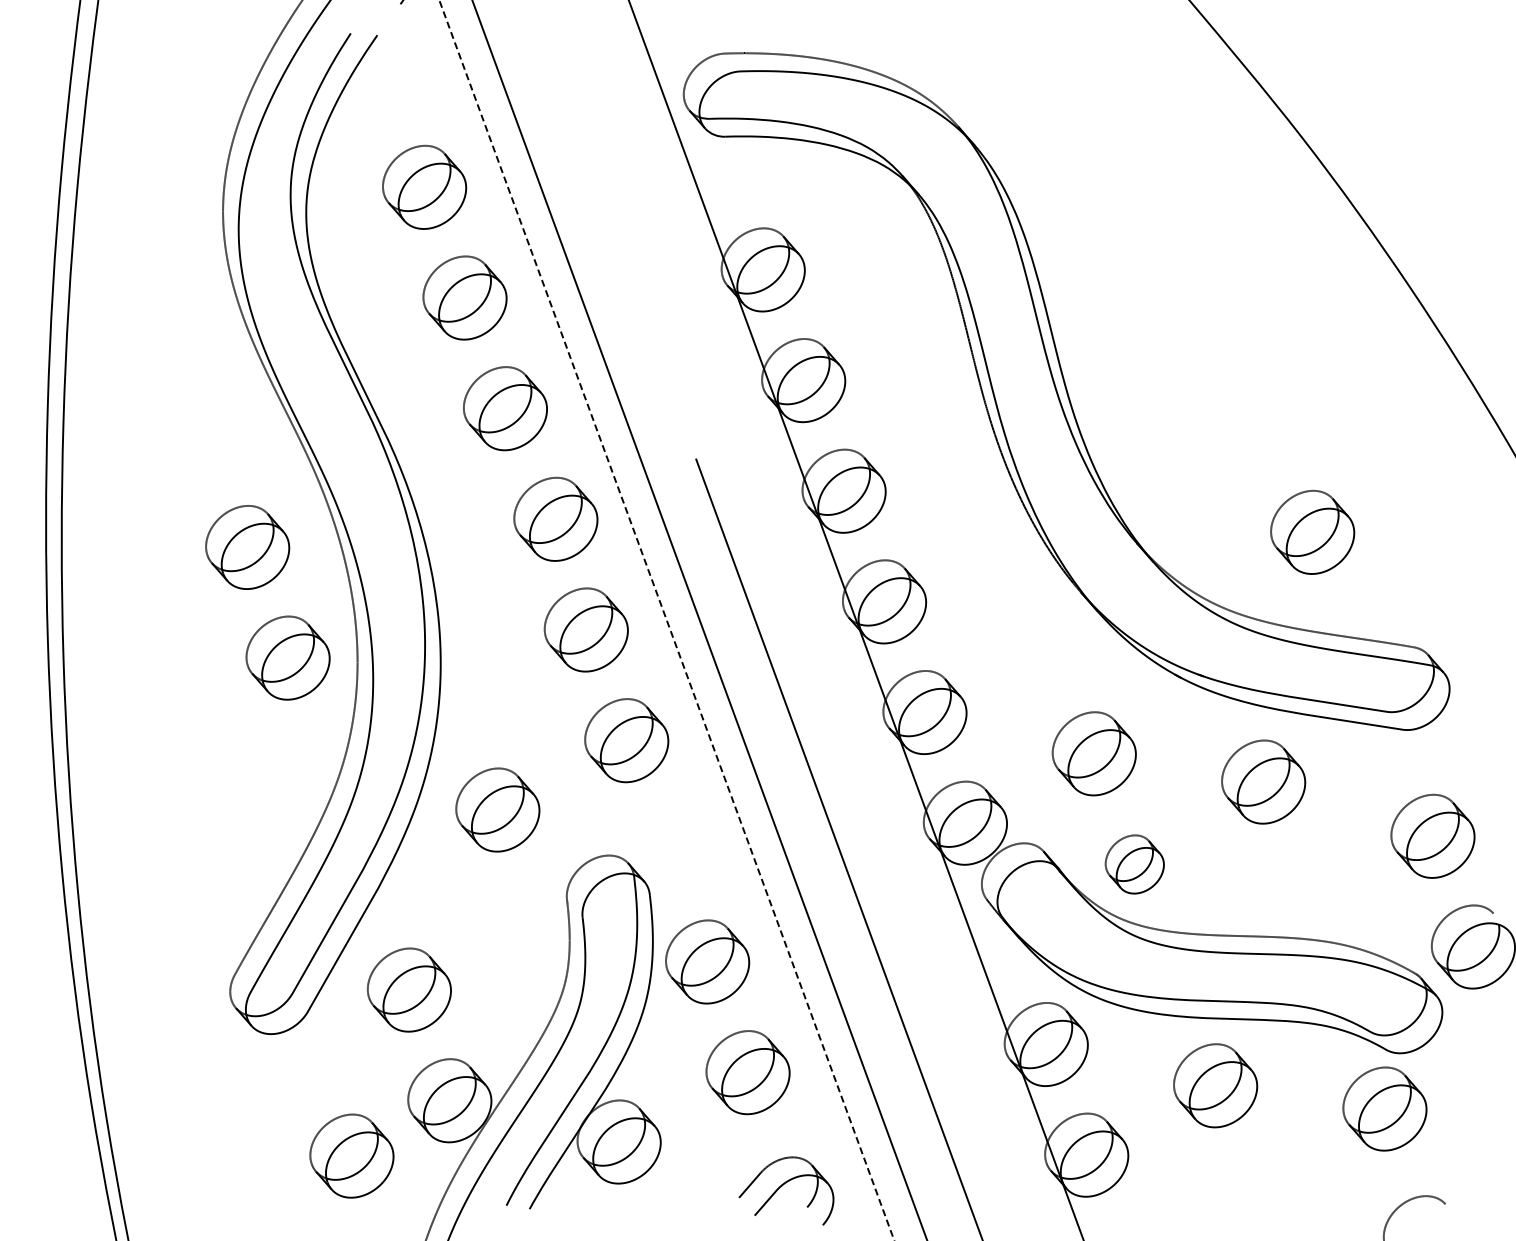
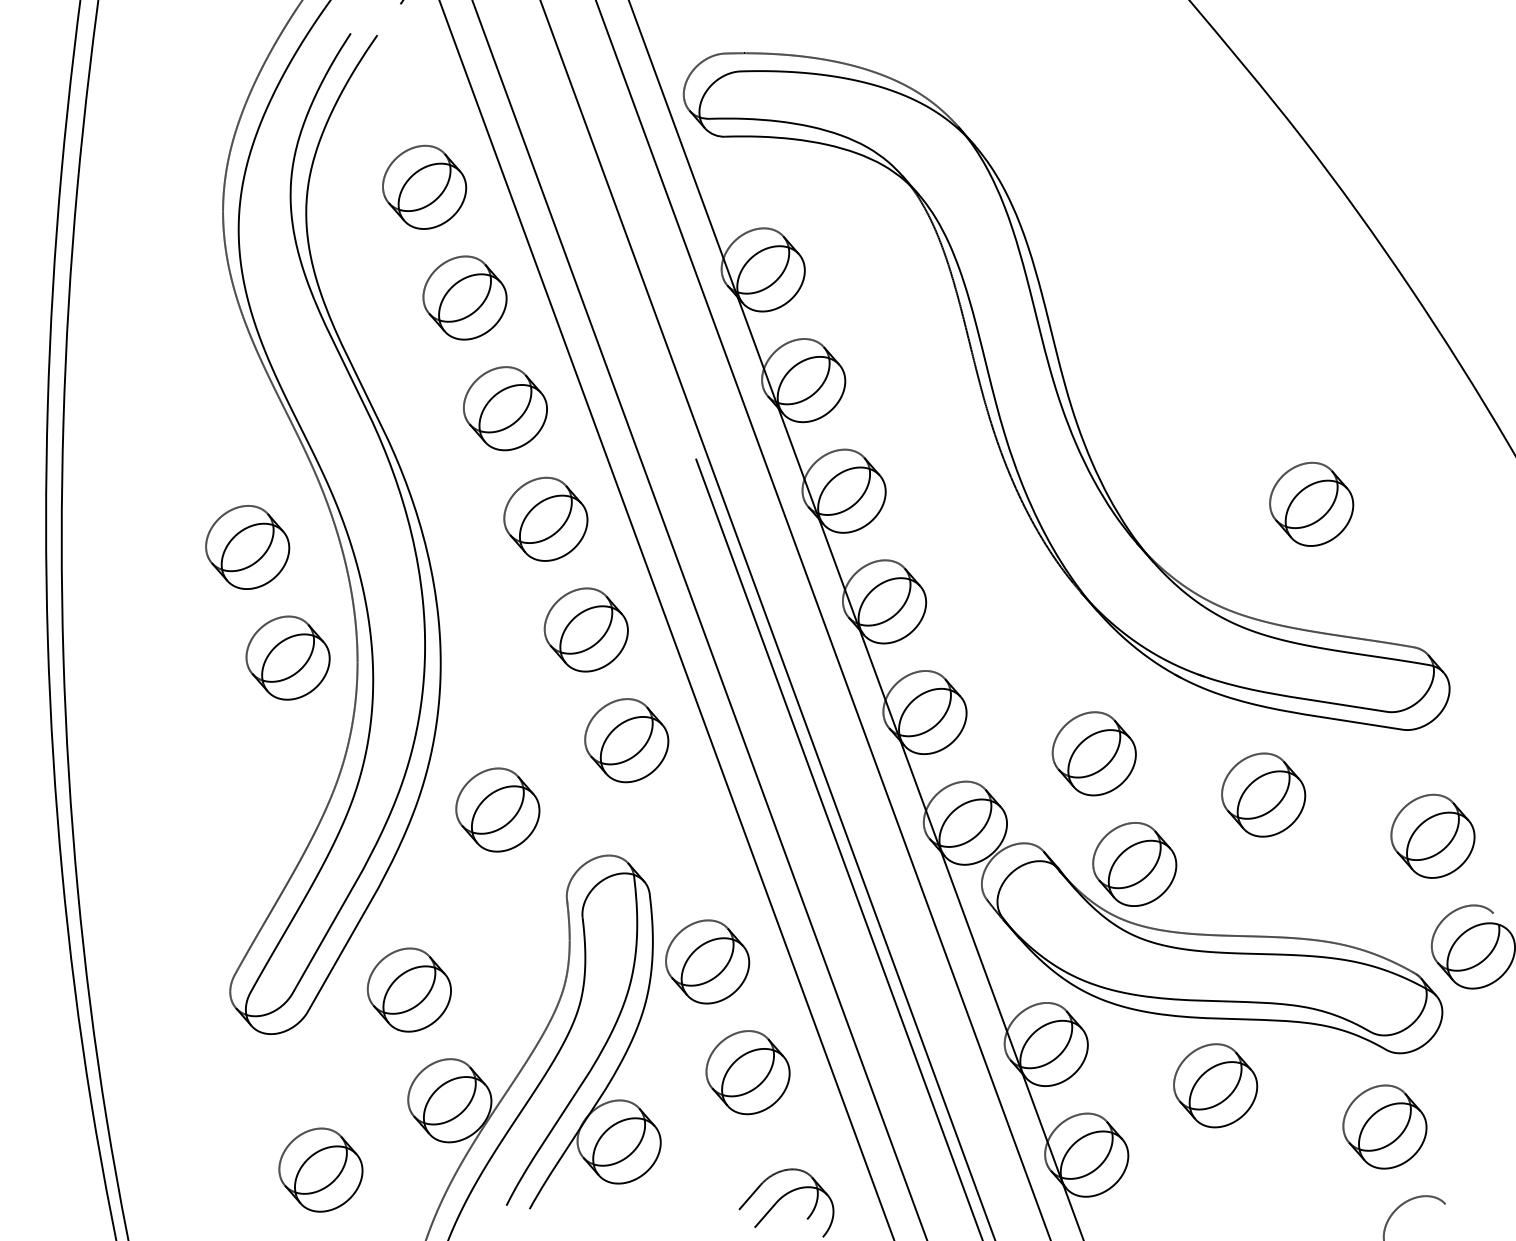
part position: (555, 518) -> (545, 518) (545, 518)
part position: (1312, 531) -> (1311, 503) (1311, 503)
line: none -> present (767, 619)
line: none -> present (822, 619)
line: dashed -> solid (666, 620)
part position: (1263, 781) -> (1263, 794) (1263, 794)
part size: 61x61 px -> 86x85 px (1134, 864)
part position: (1384, 1108) -> (1384, 1126) (1384, 1126)
part position: (351, 1155) -> (320, 1169) (320, 1169)
part position: (786, 1190) -> (786, 1202) (786, 1202)
